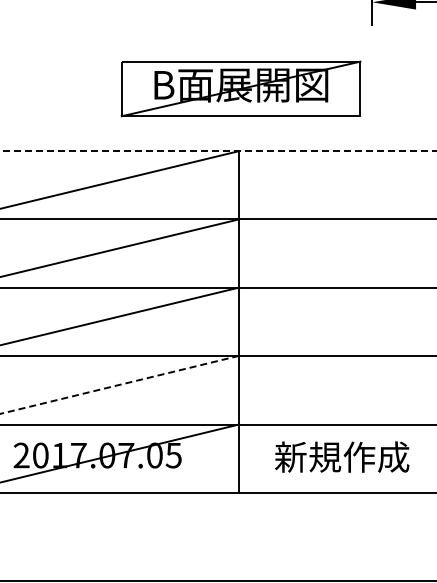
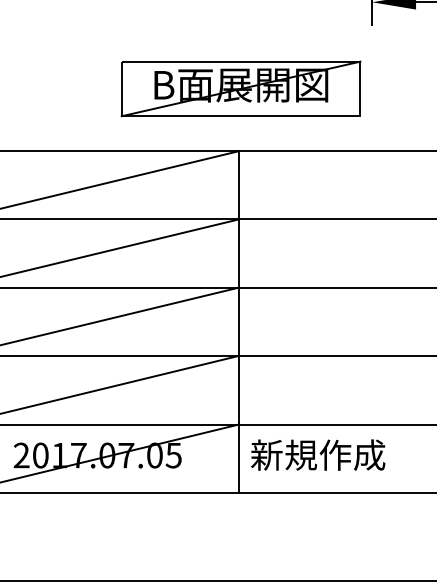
line: dashed -> solid (218, 151)
line: dashed -> solid (119, 384)
text position: (342, 456) -> (318, 454) (318, 454)
